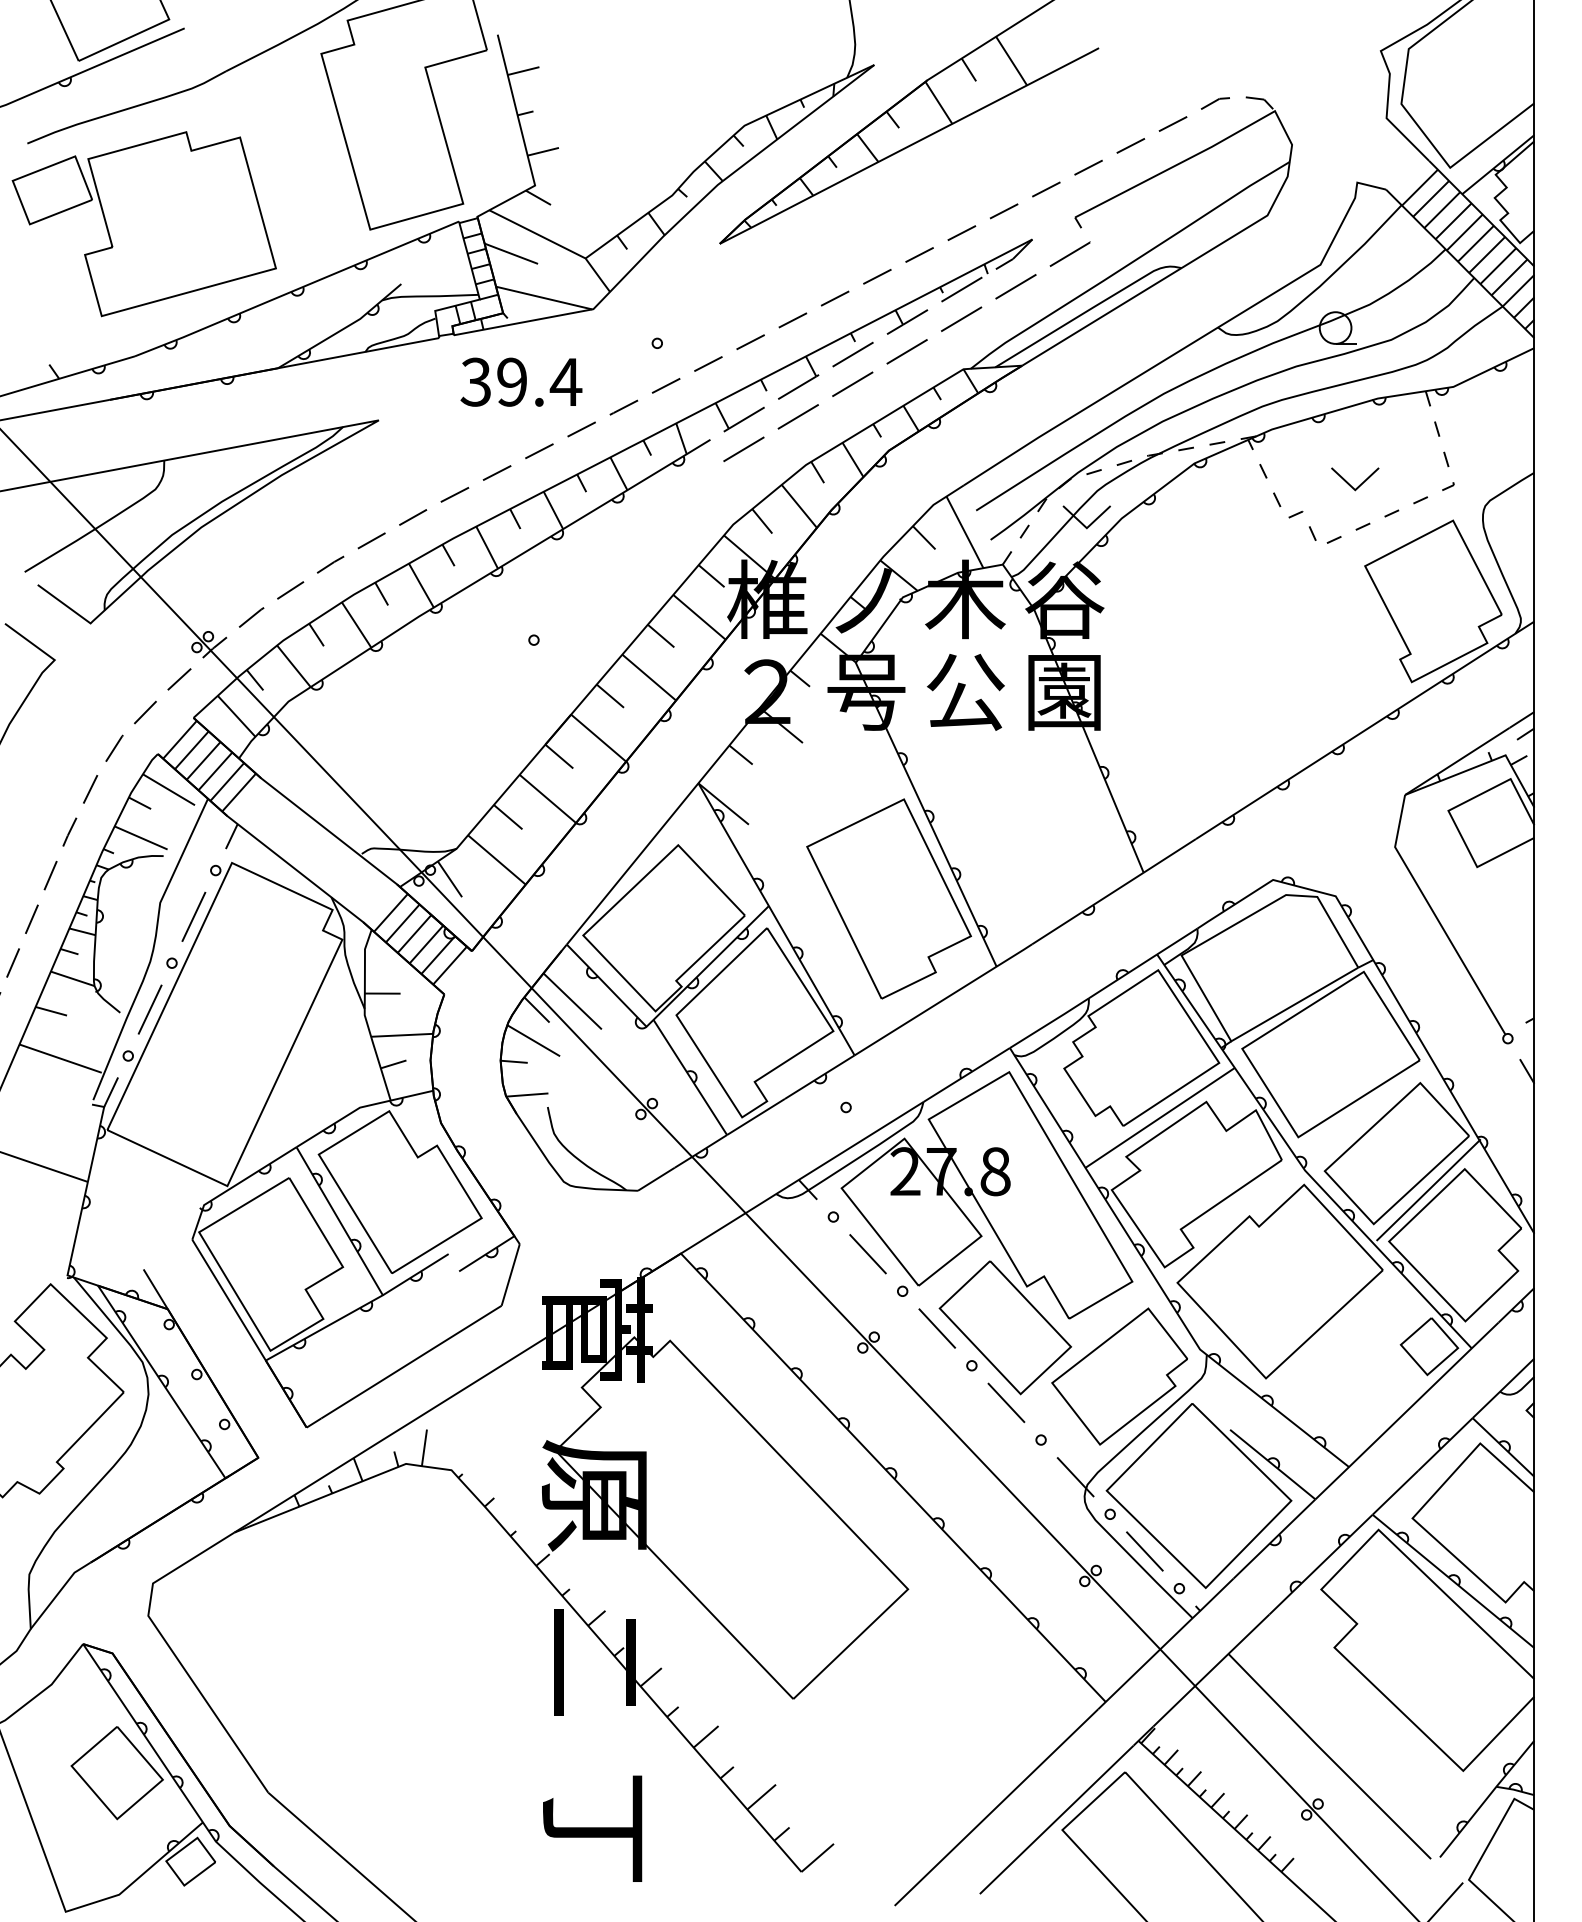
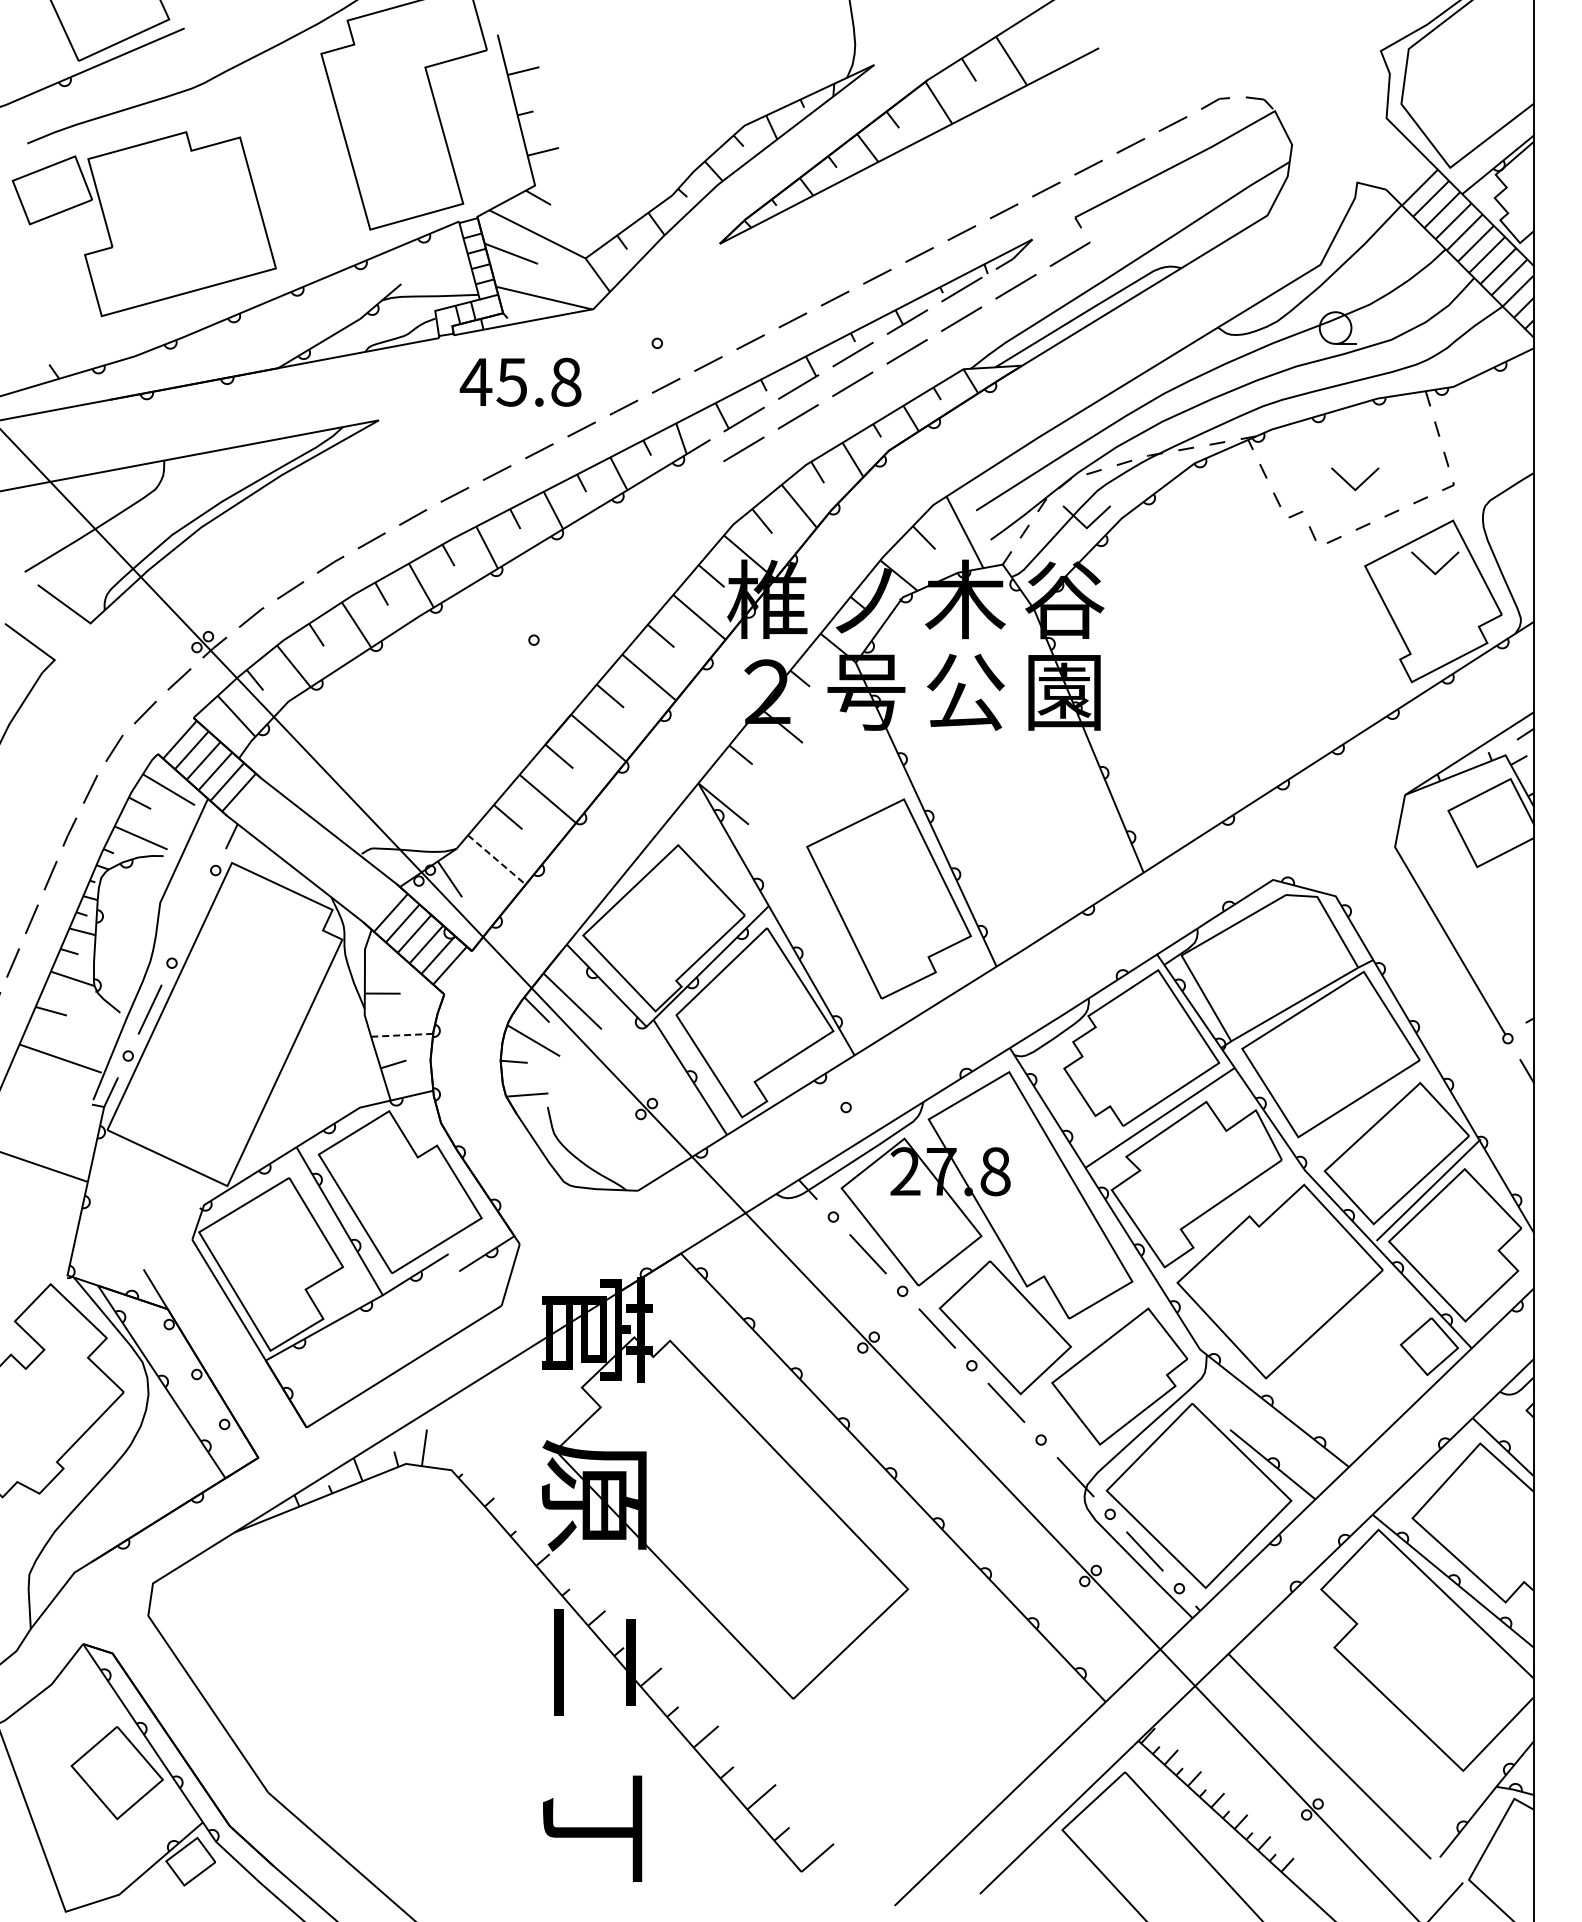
text: 39.4 -> 45.8 (520, 381)
part: none -> present (1440, 567)
line: solid -> dashed (496, 859)
line: present -> none (193, 916)
line: solid -> dashed (402, 1035)
